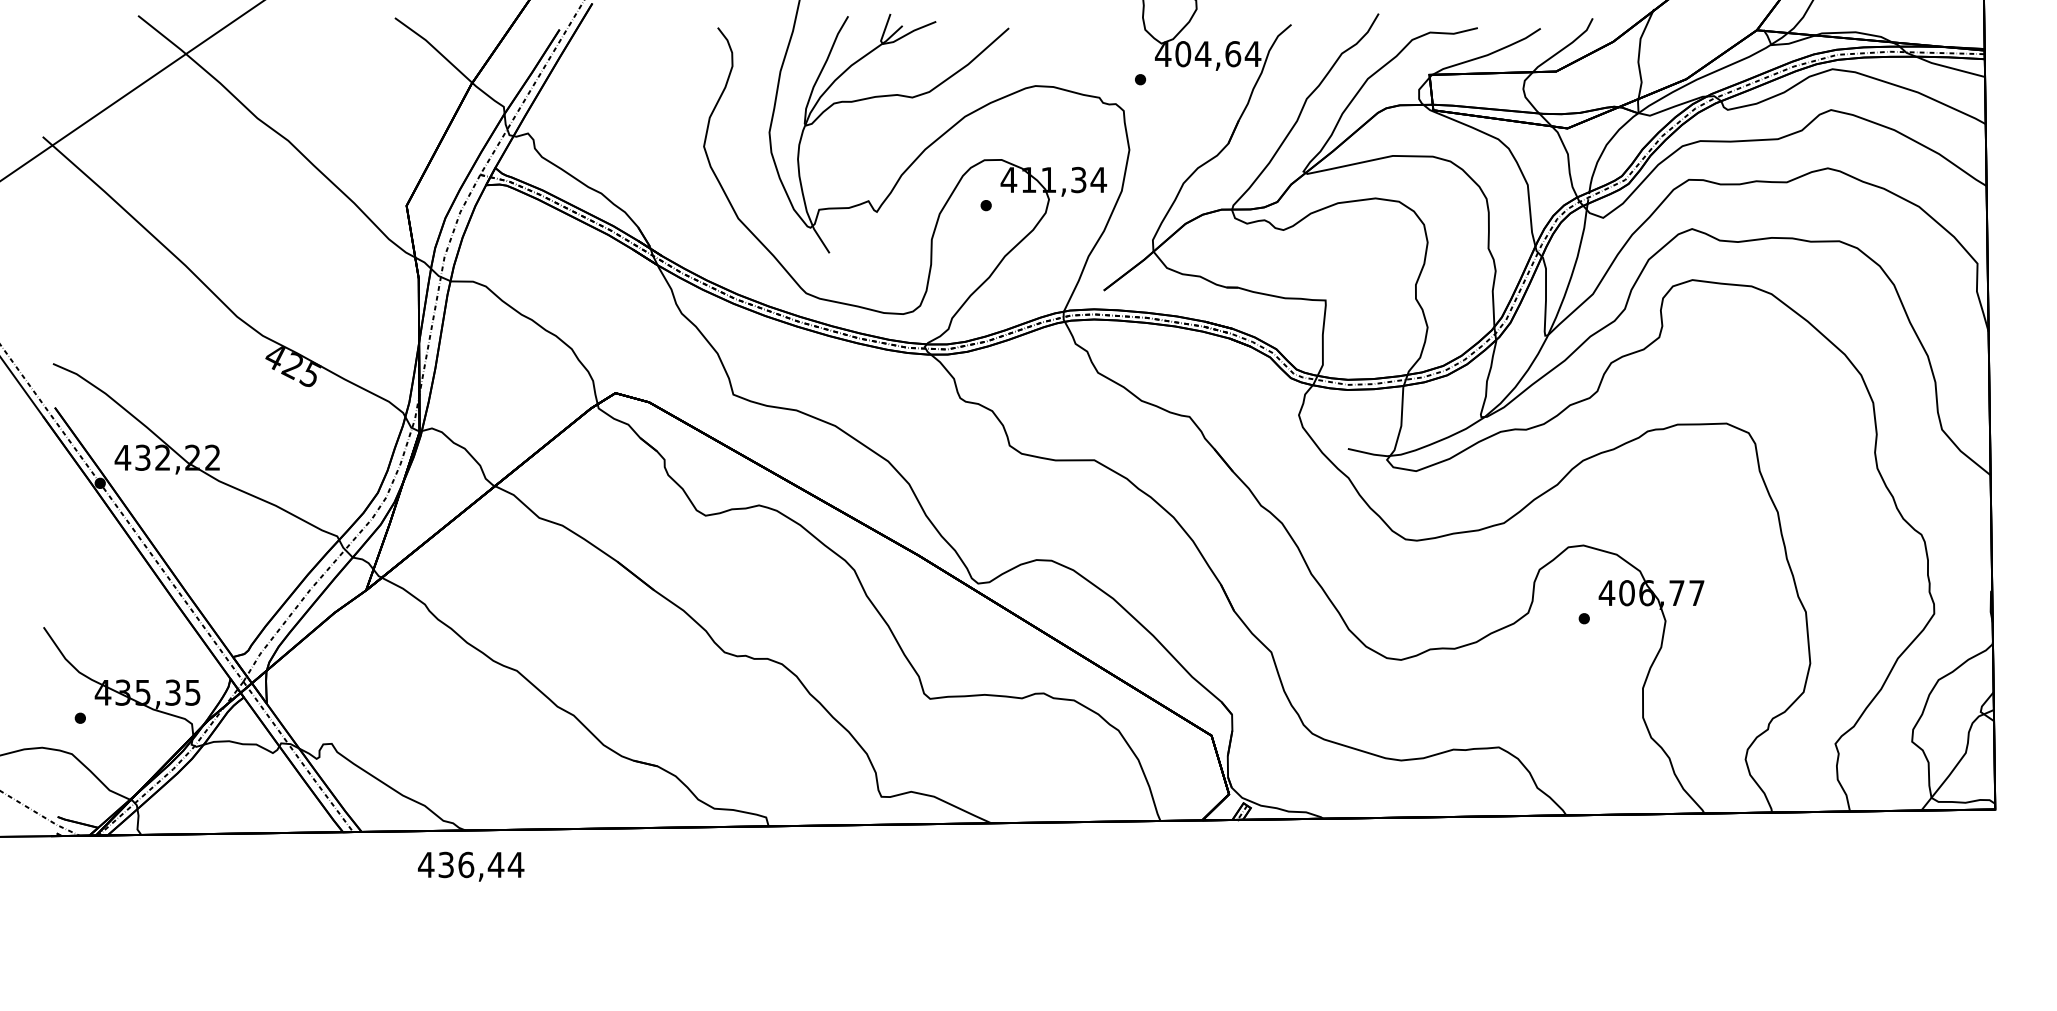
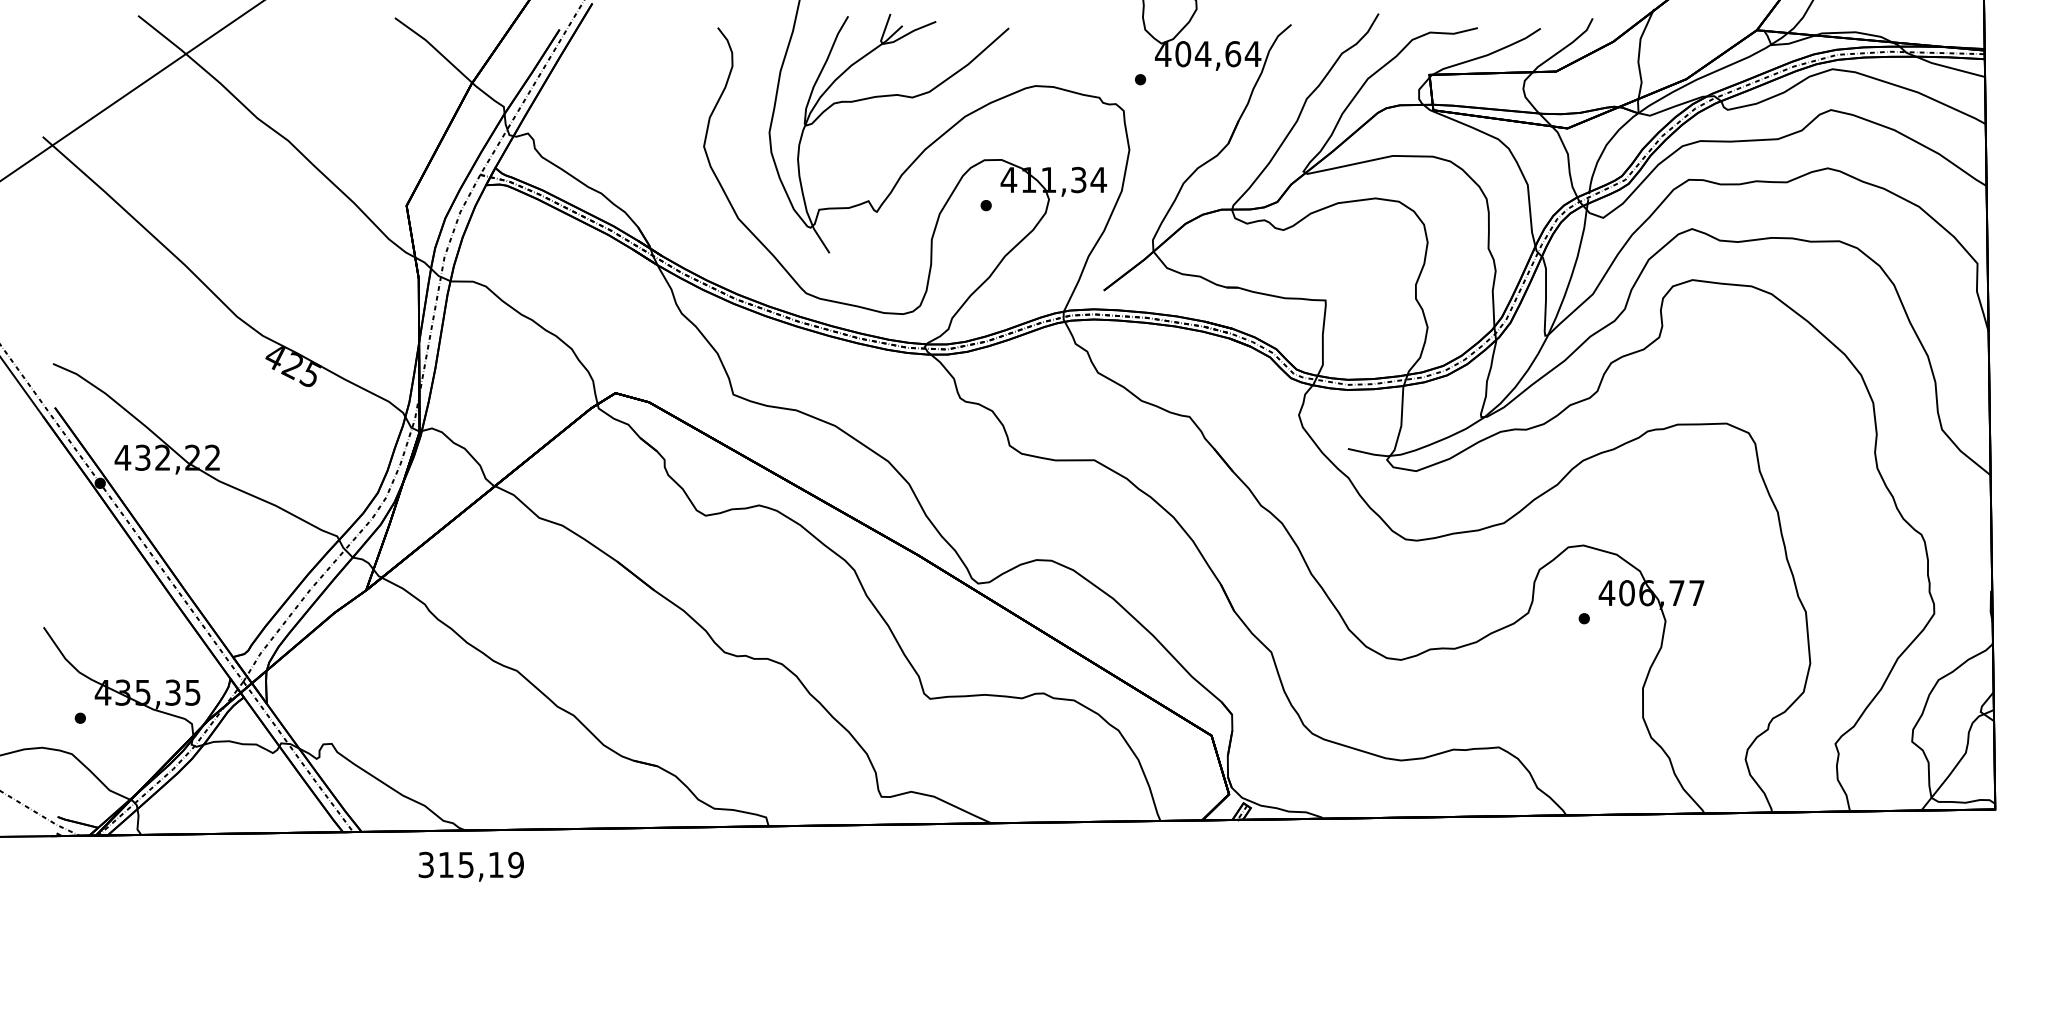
text: 436,44 -> 315,19 (470, 864)
